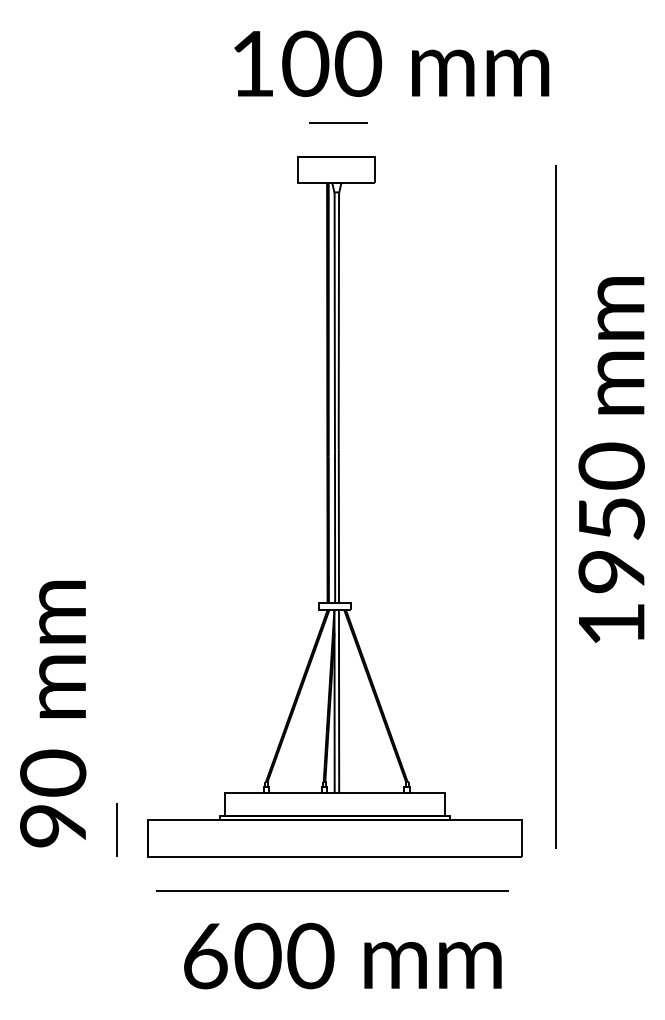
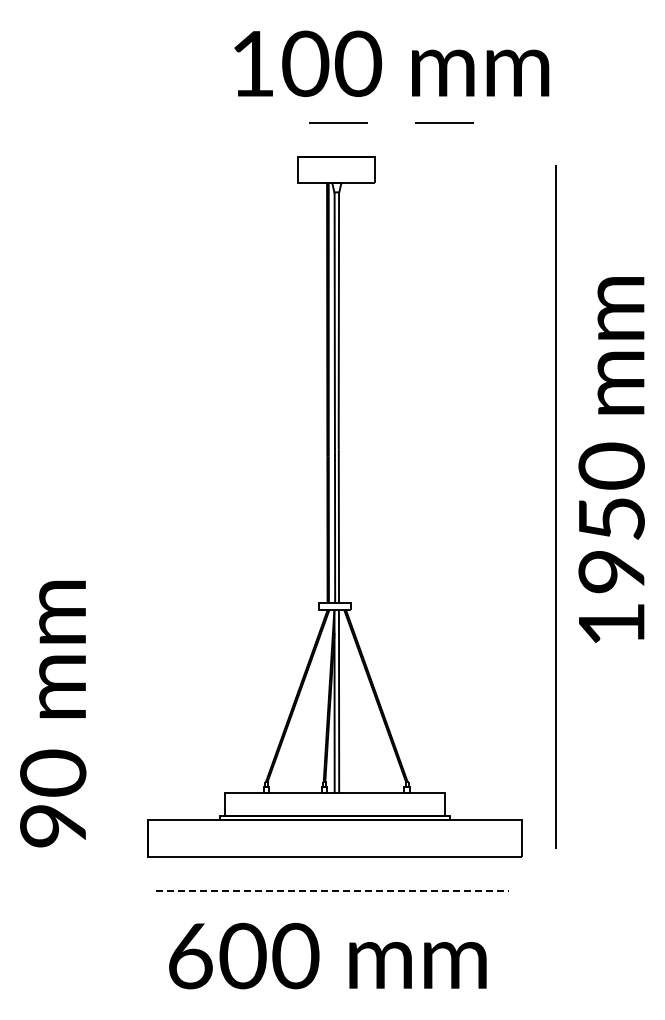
line: none -> present (444, 122)
line: present -> none (116, 829)
line: solid -> dashed (332, 891)
text position: (342, 955) -> (327, 955) (327, 955)
